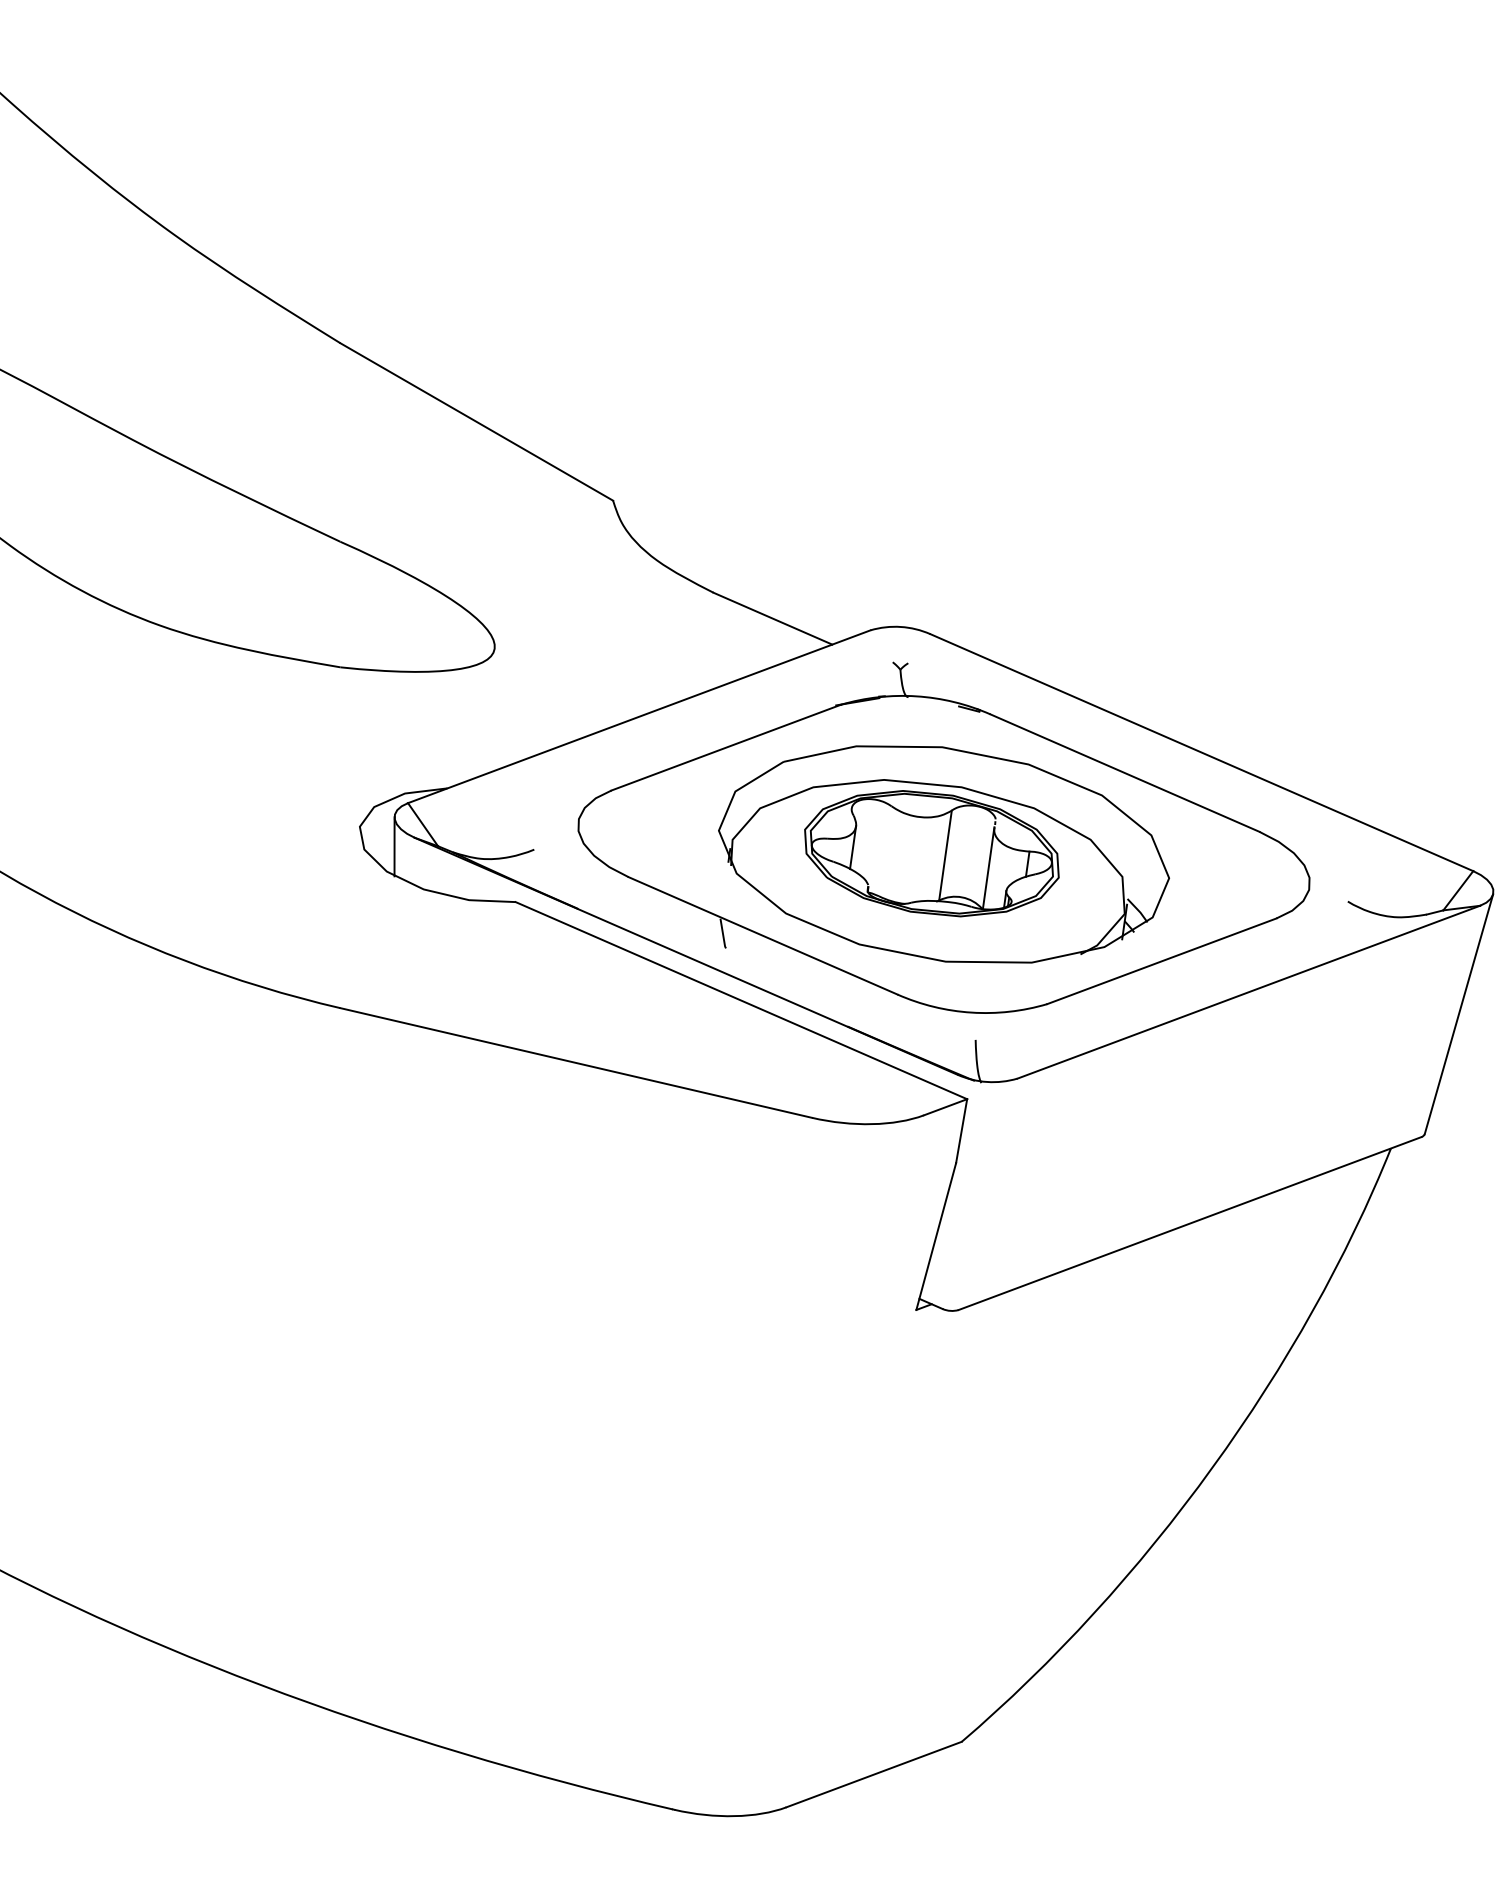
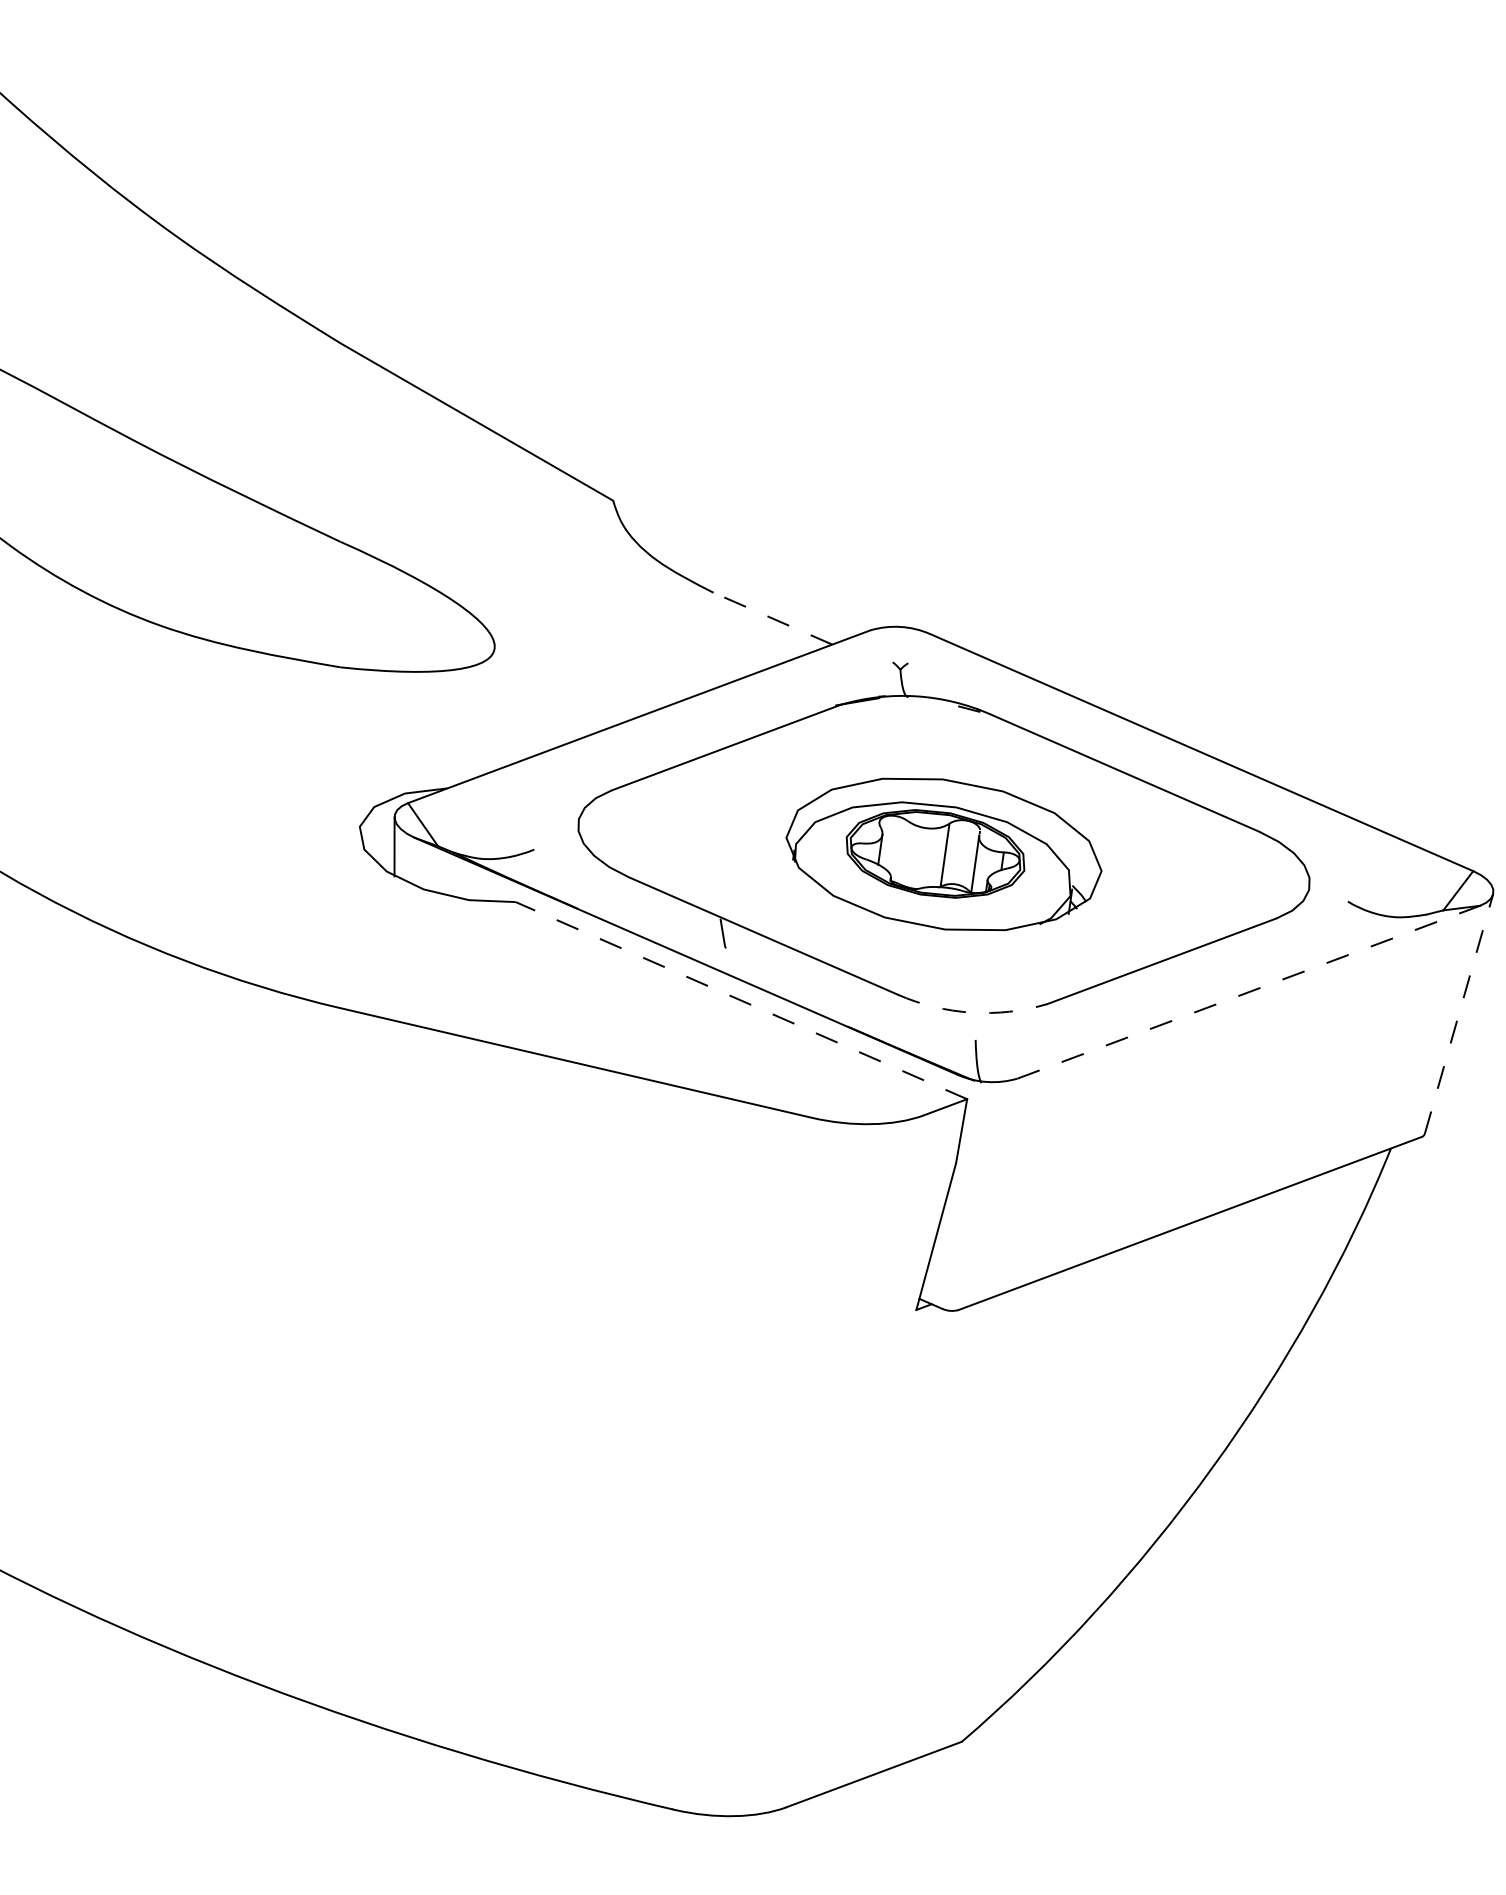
line: solid -> dashed (772, 618)
part size: 452x219 px -> 318x155 px (943, 854)
line: solid -> dashed (1248, 992)
line: solid -> dashed (740, 1000)
arc: solid -> dashed (971, 1012)
line: solid -> dashed (1458, 1014)
